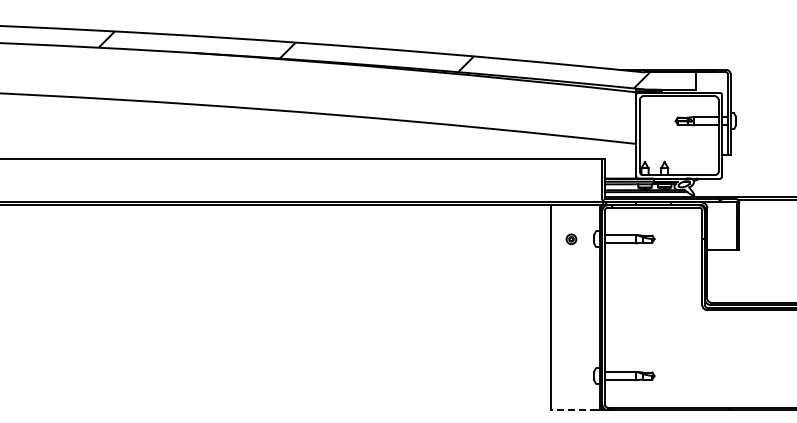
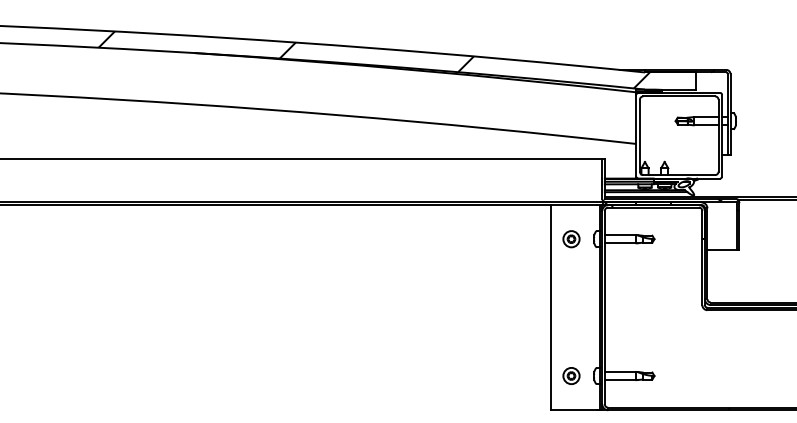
part size: 13x13 px -> 19x19 px (571, 239)
part: none -> present (571, 375)
line: dashed -> solid (573, 410)
